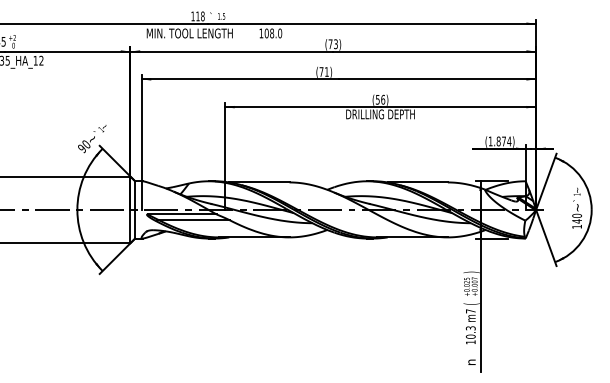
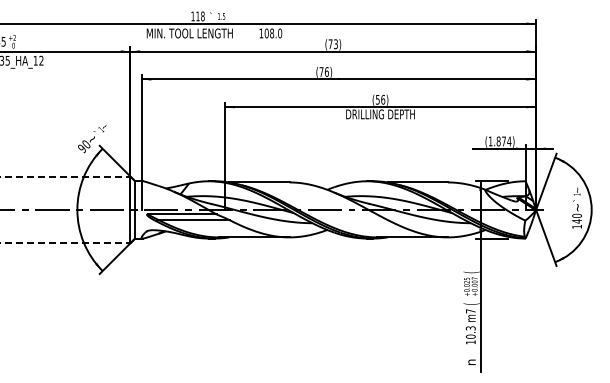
text: (71) -> (76) (326, 71)
line: solid -> dashed (65, 176)
line: solid -> dashed (65, 243)
text: ) -> ( (471, 272)
